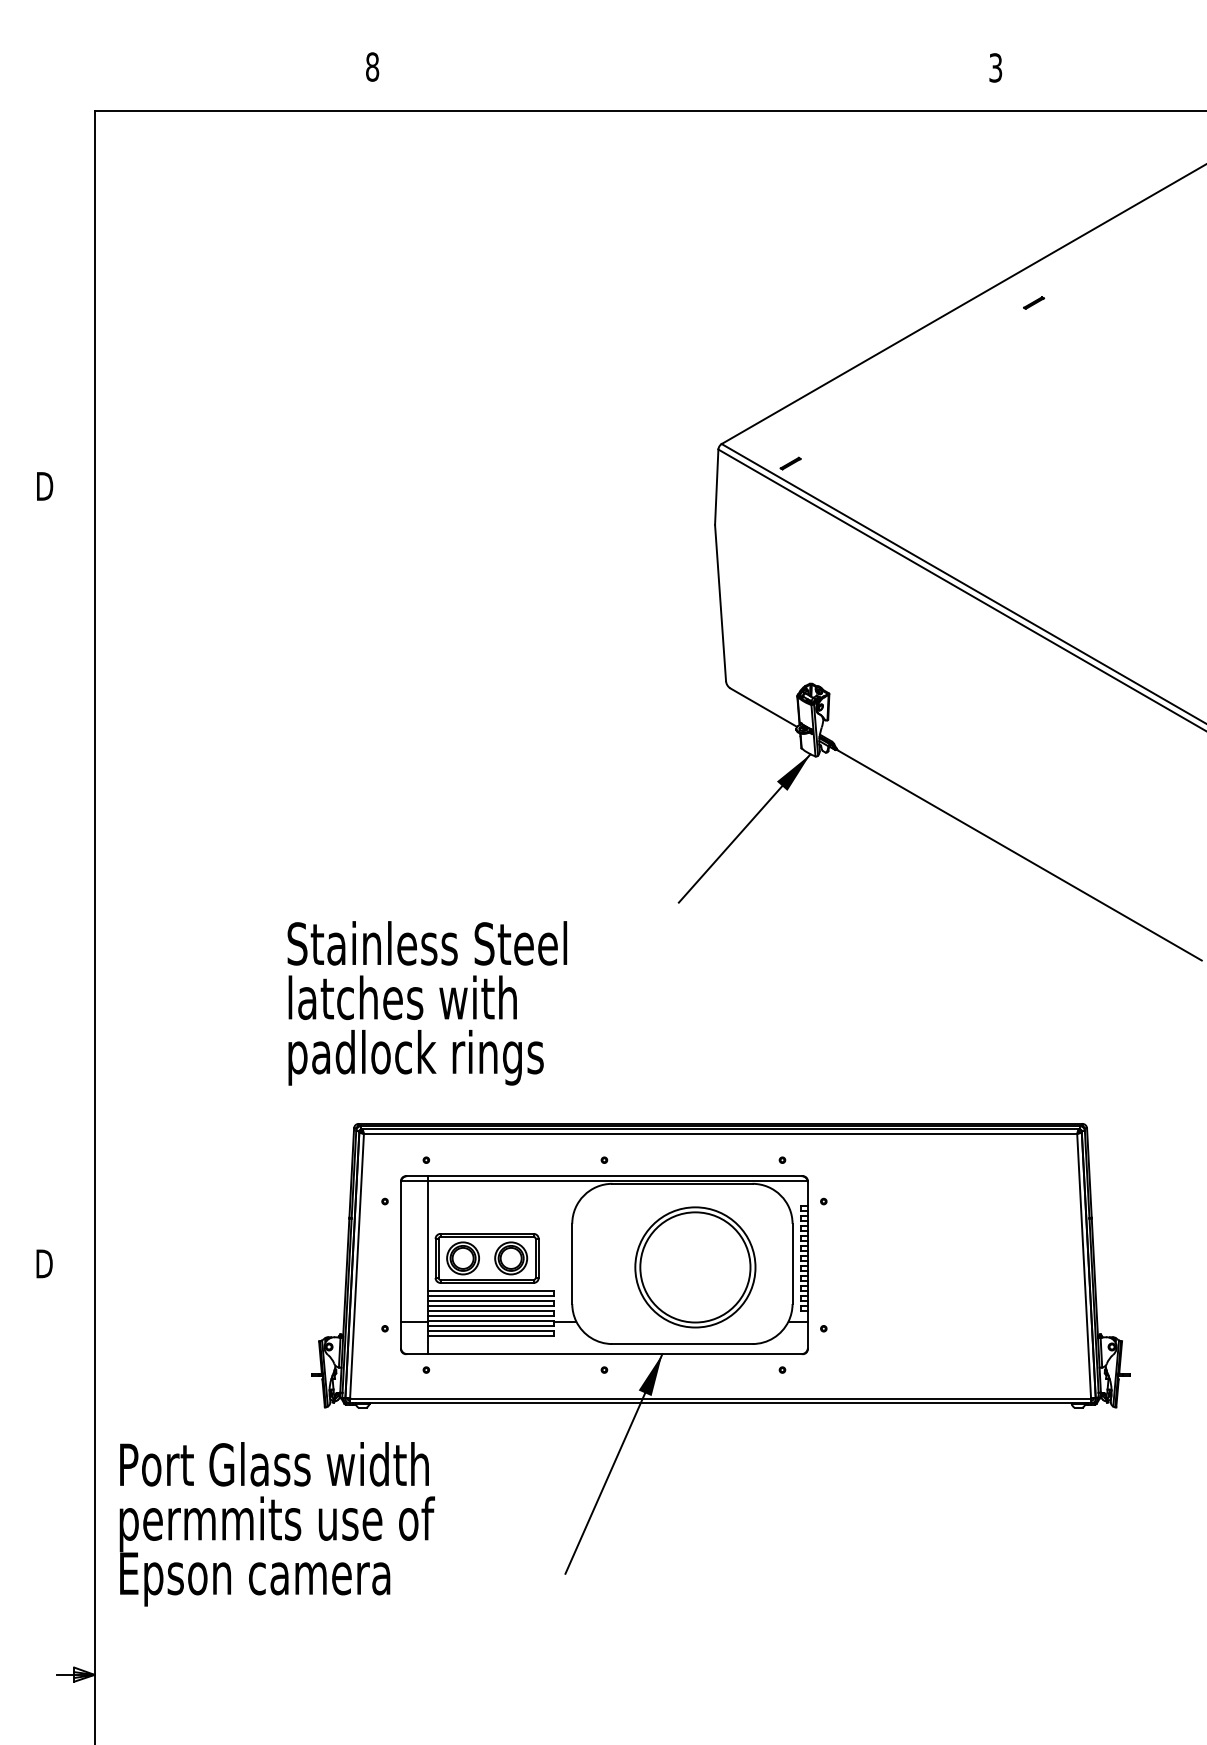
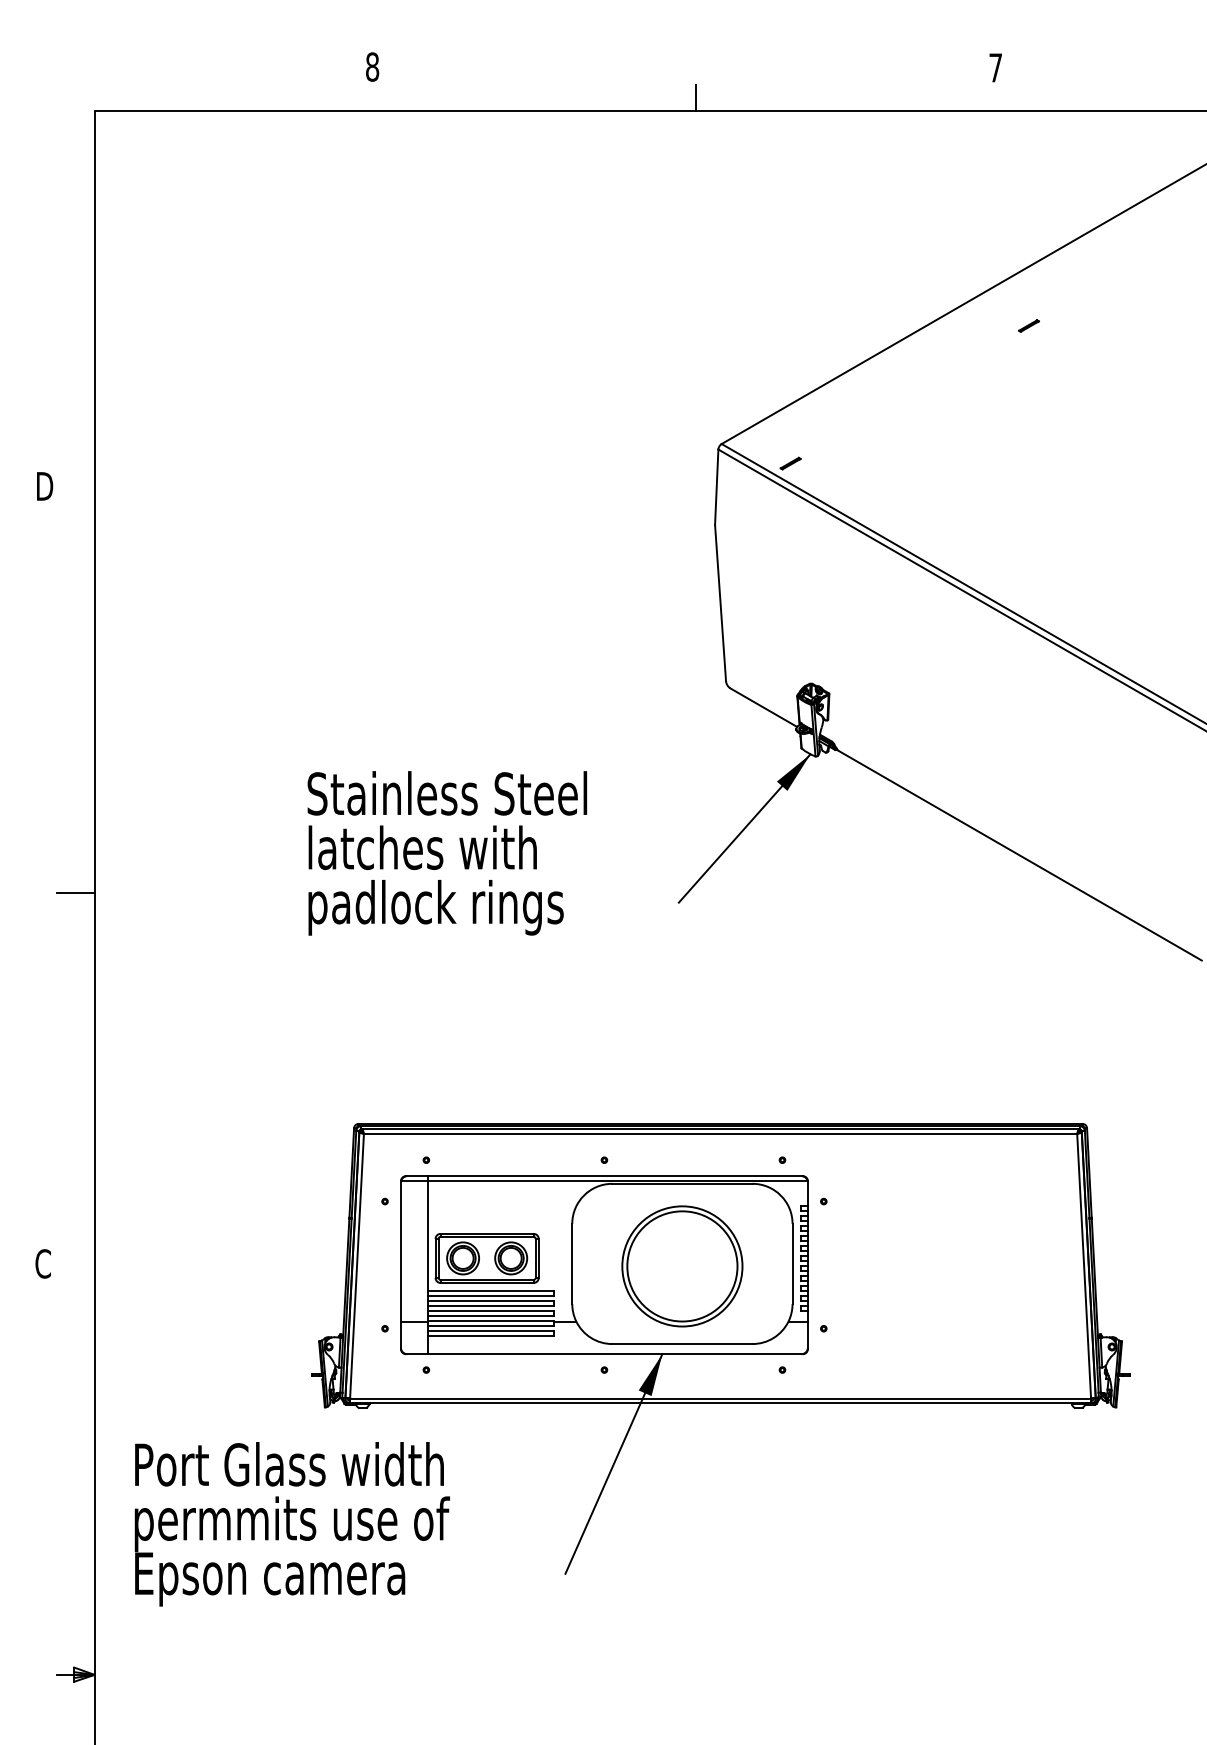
text: 3 -> 7 (995, 67)
line: none -> present (695, 97)
part position: (1033, 302) -> (1028, 325) (1028, 325)
line: none -> present (75, 892)
text position: (427, 1003) -> (447, 853) (447, 853)
text: D -> C (43, 1263)
part position: (695, 1267) -> (682, 1266) (682, 1266)
text position: (276, 1524) -> (291, 1524) (291, 1524)
